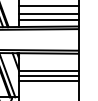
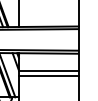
line: present -> none (48, 5)
line: present -> none (48, 14)
line: present -> none (48, 20)
line: present -> none (48, 81)
